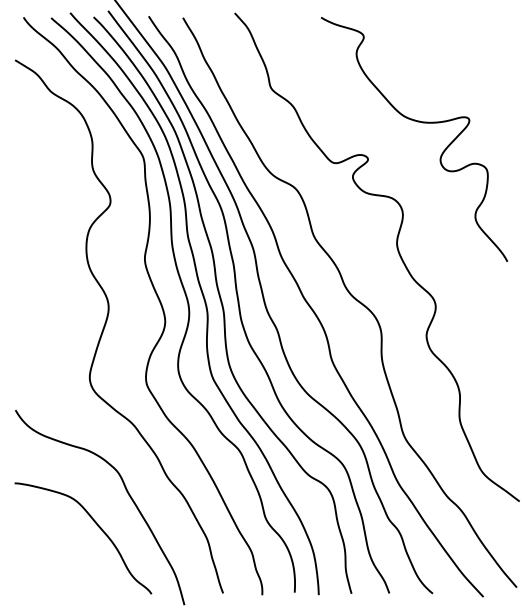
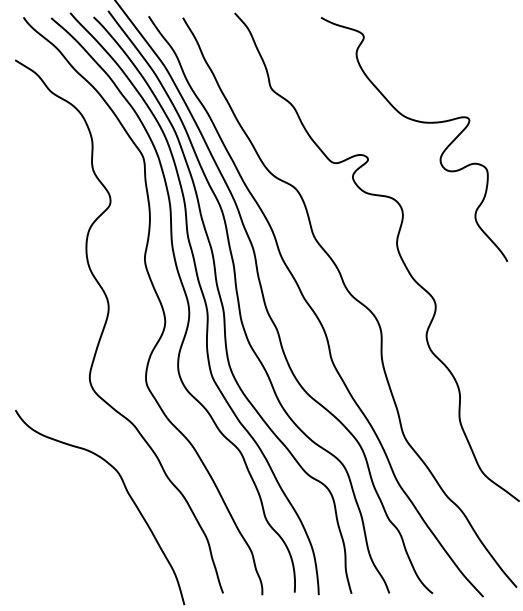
curve: present -> none (97, 526)
